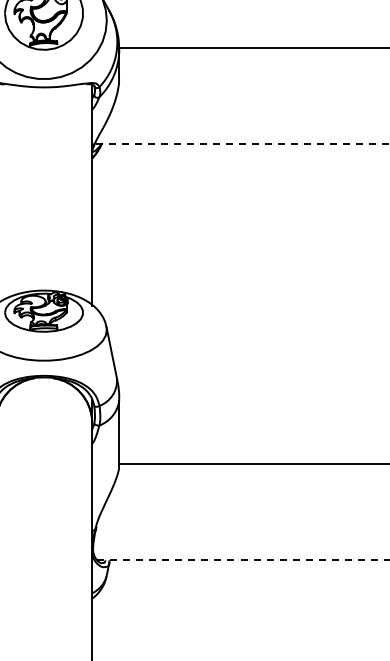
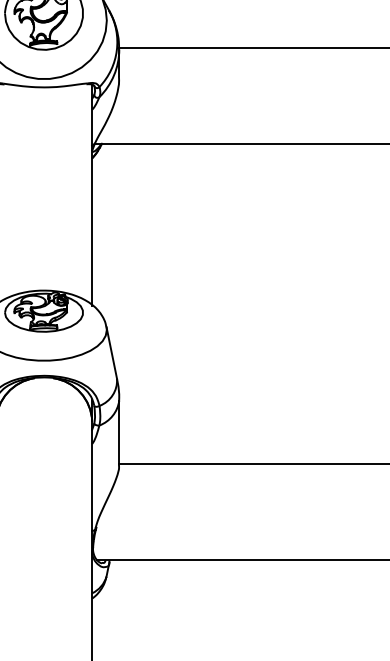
line: dashed -> solid (242, 143)
line: dashed -> solid (244, 560)
